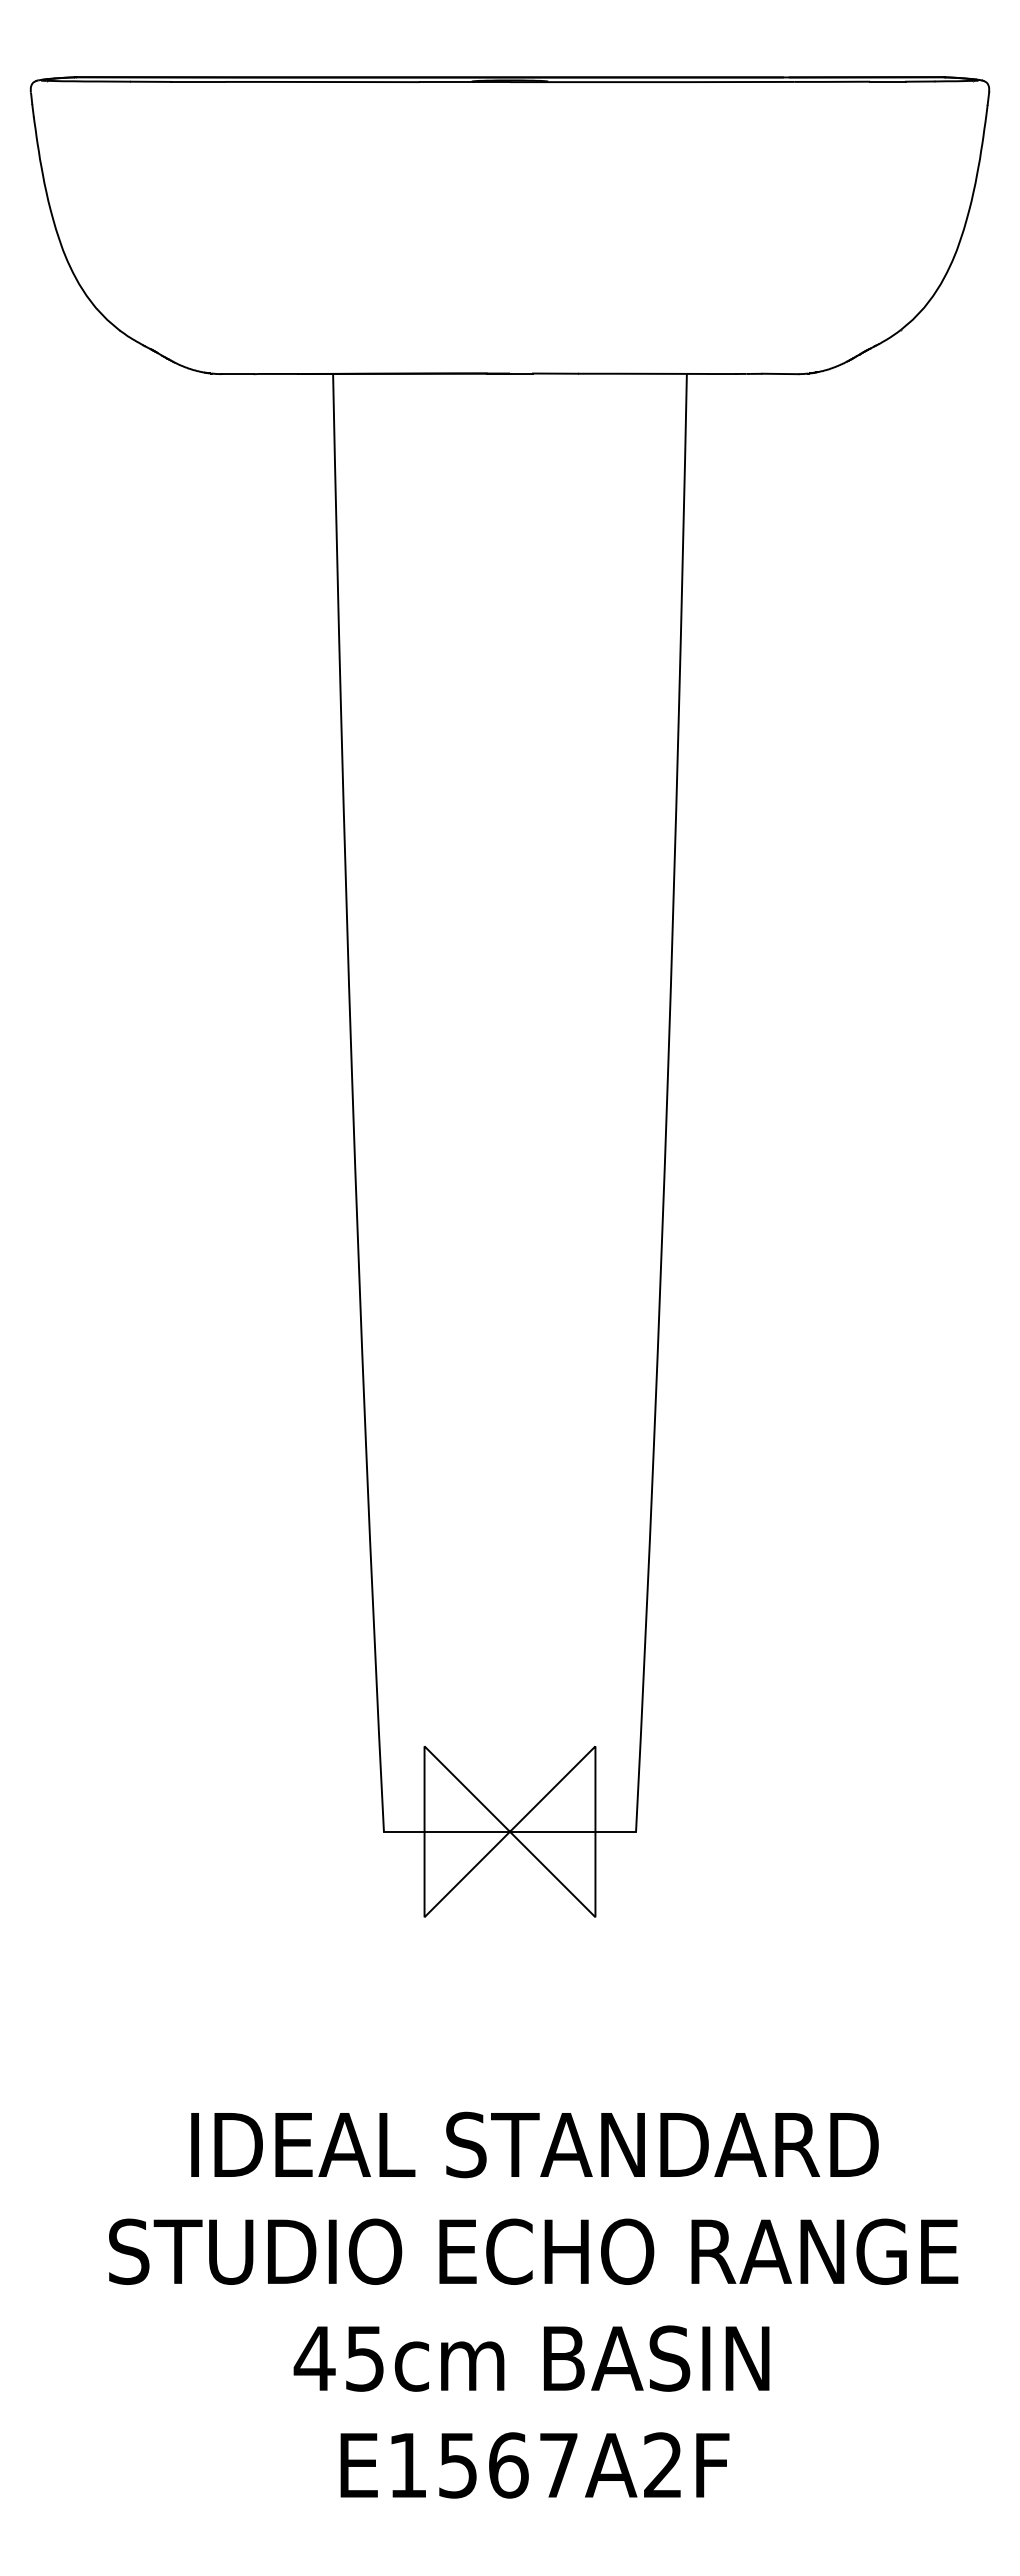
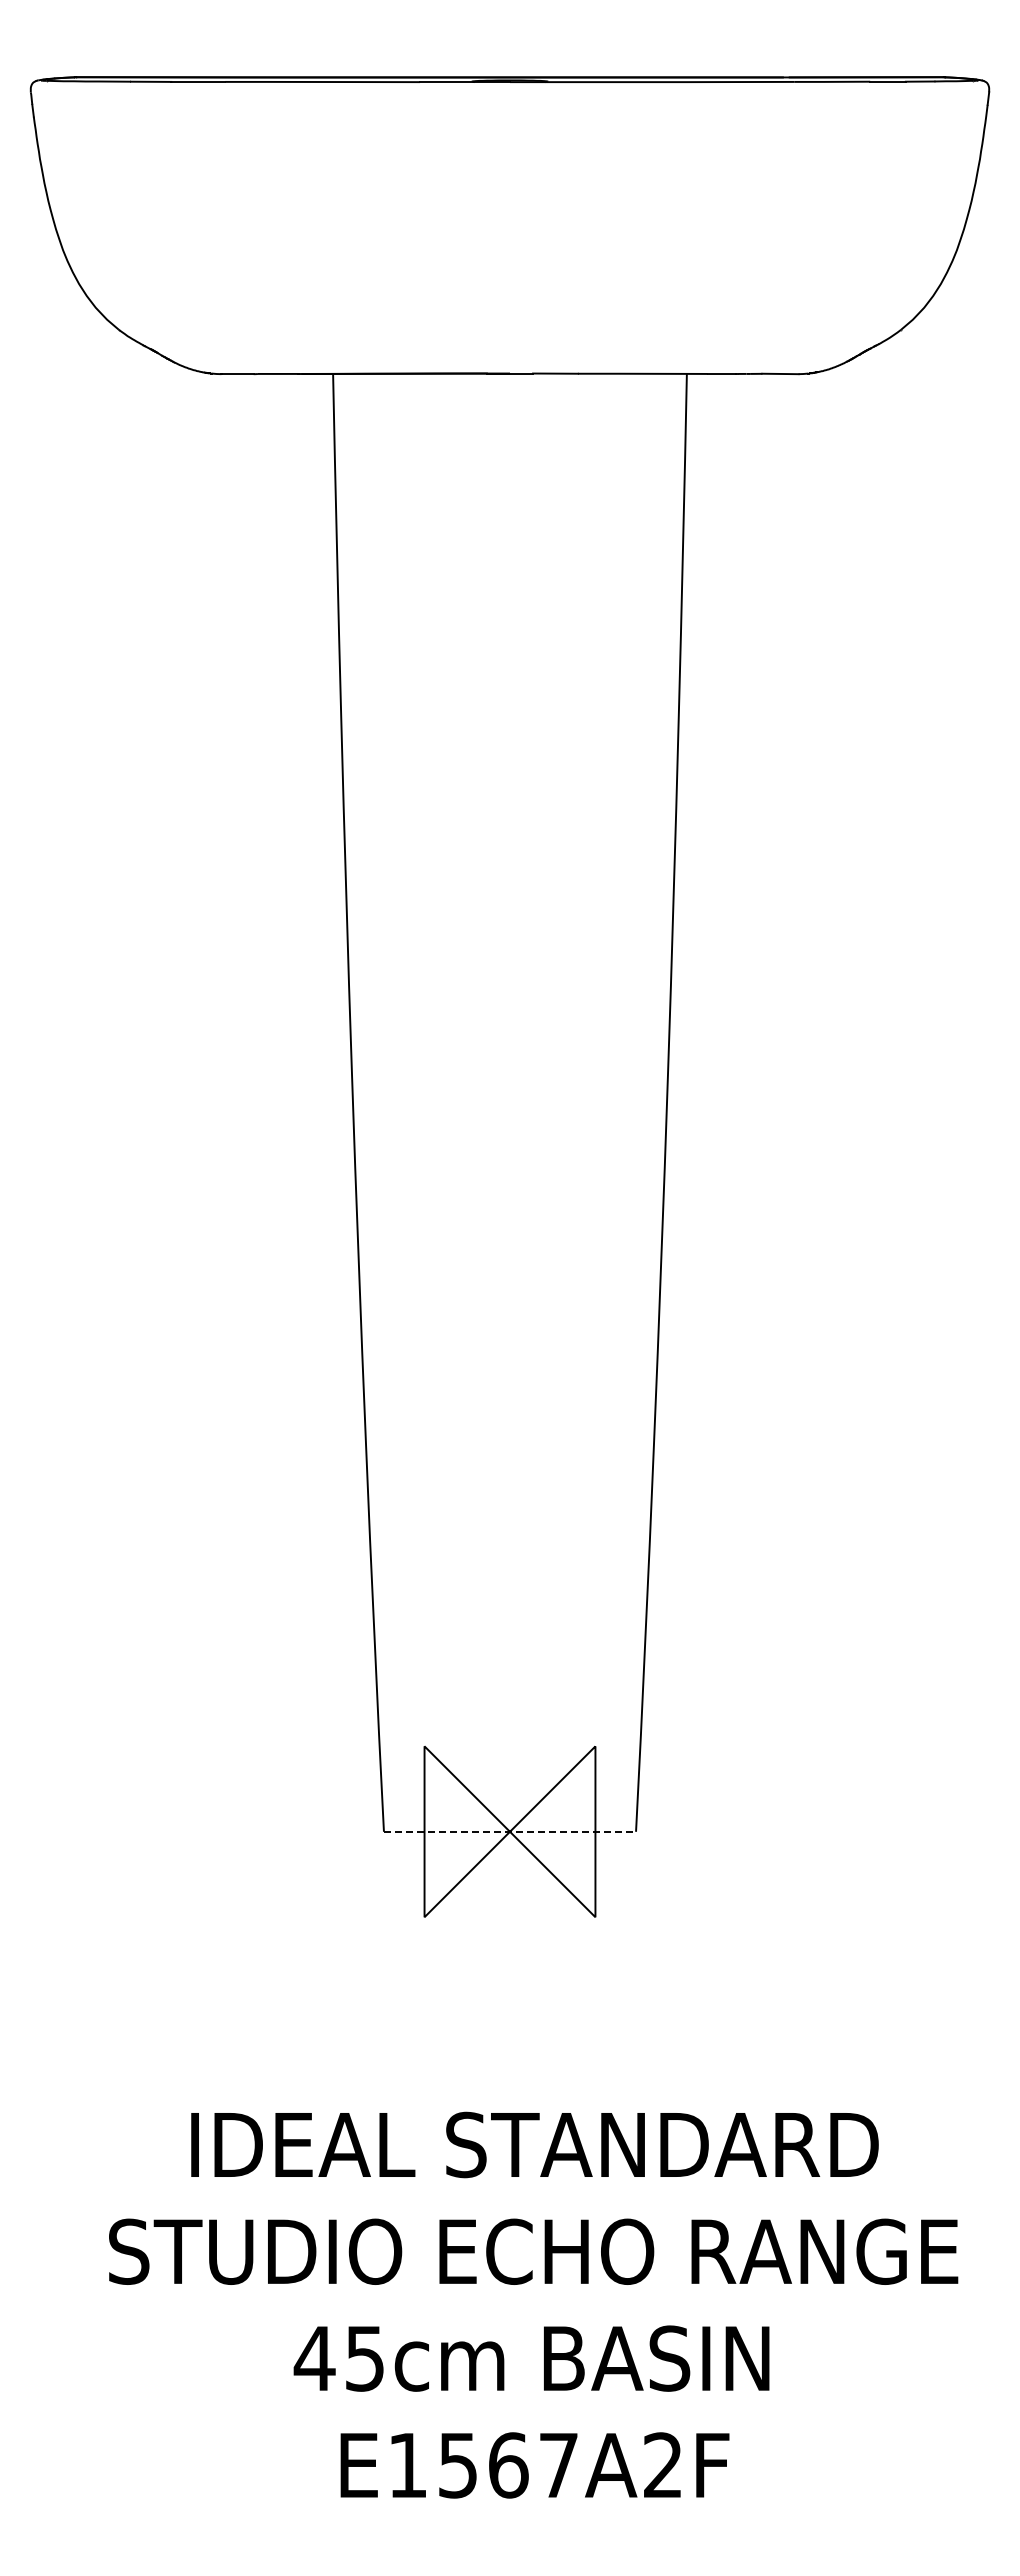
line: solid -> dashed (510, 1831)
